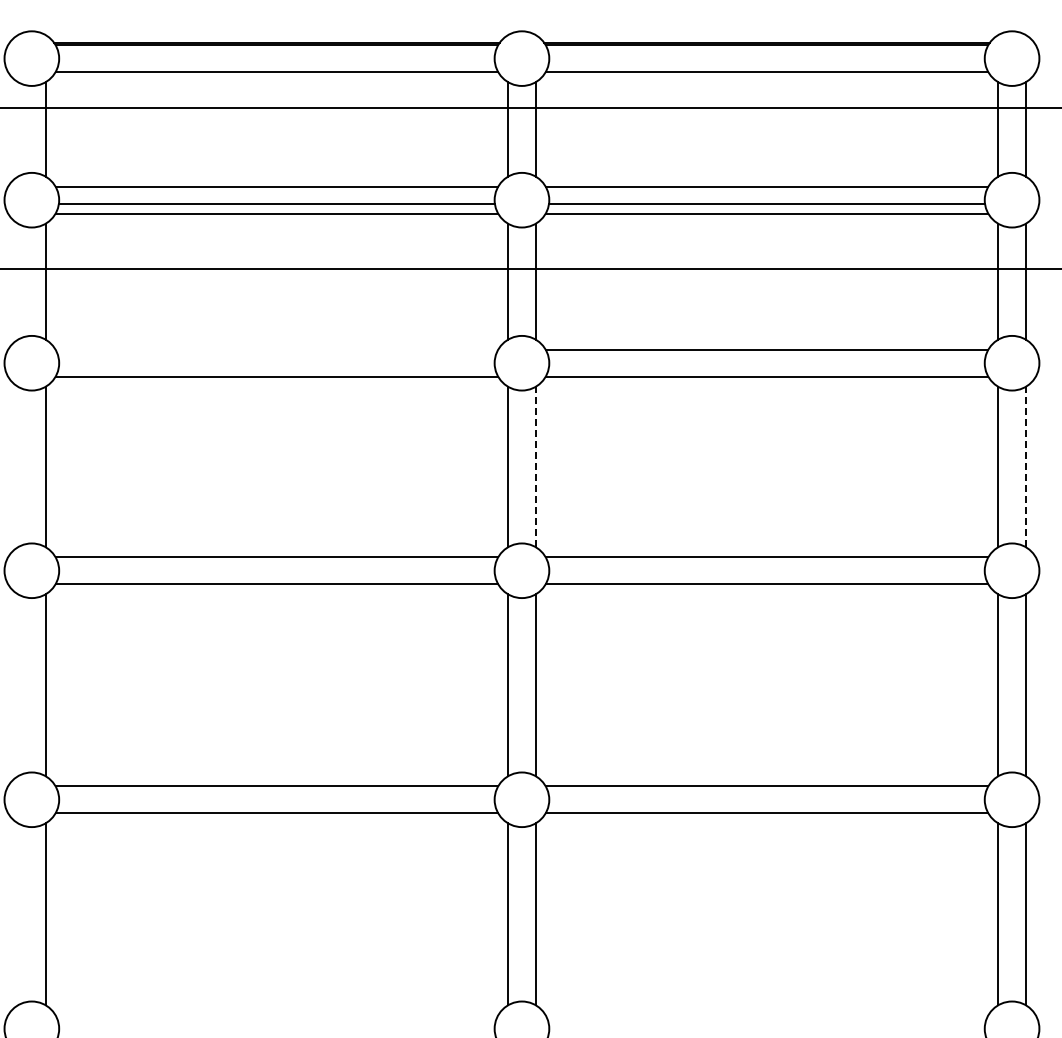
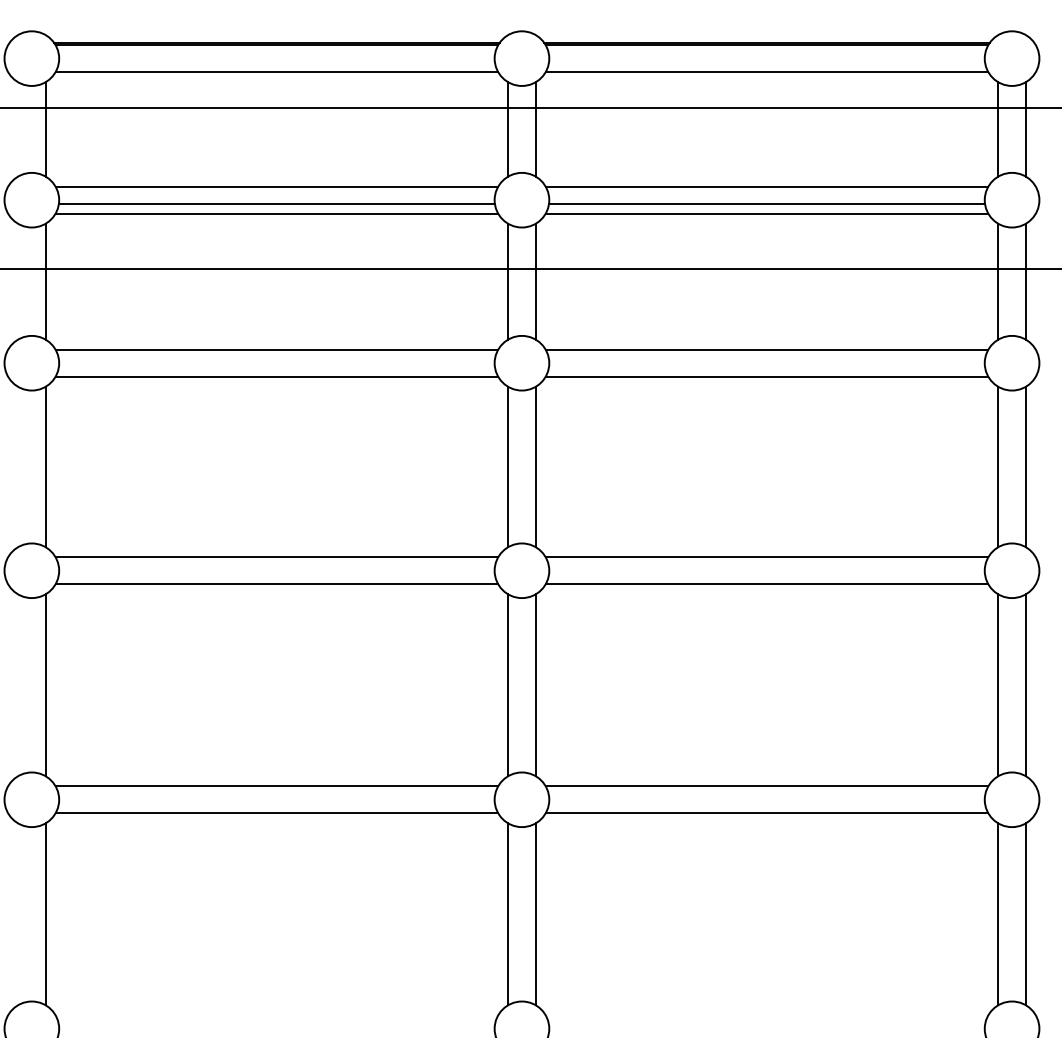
line: none -> present (276, 349)
line: dashed -> solid (535, 466)
line: dashed -> solid (1025, 466)
